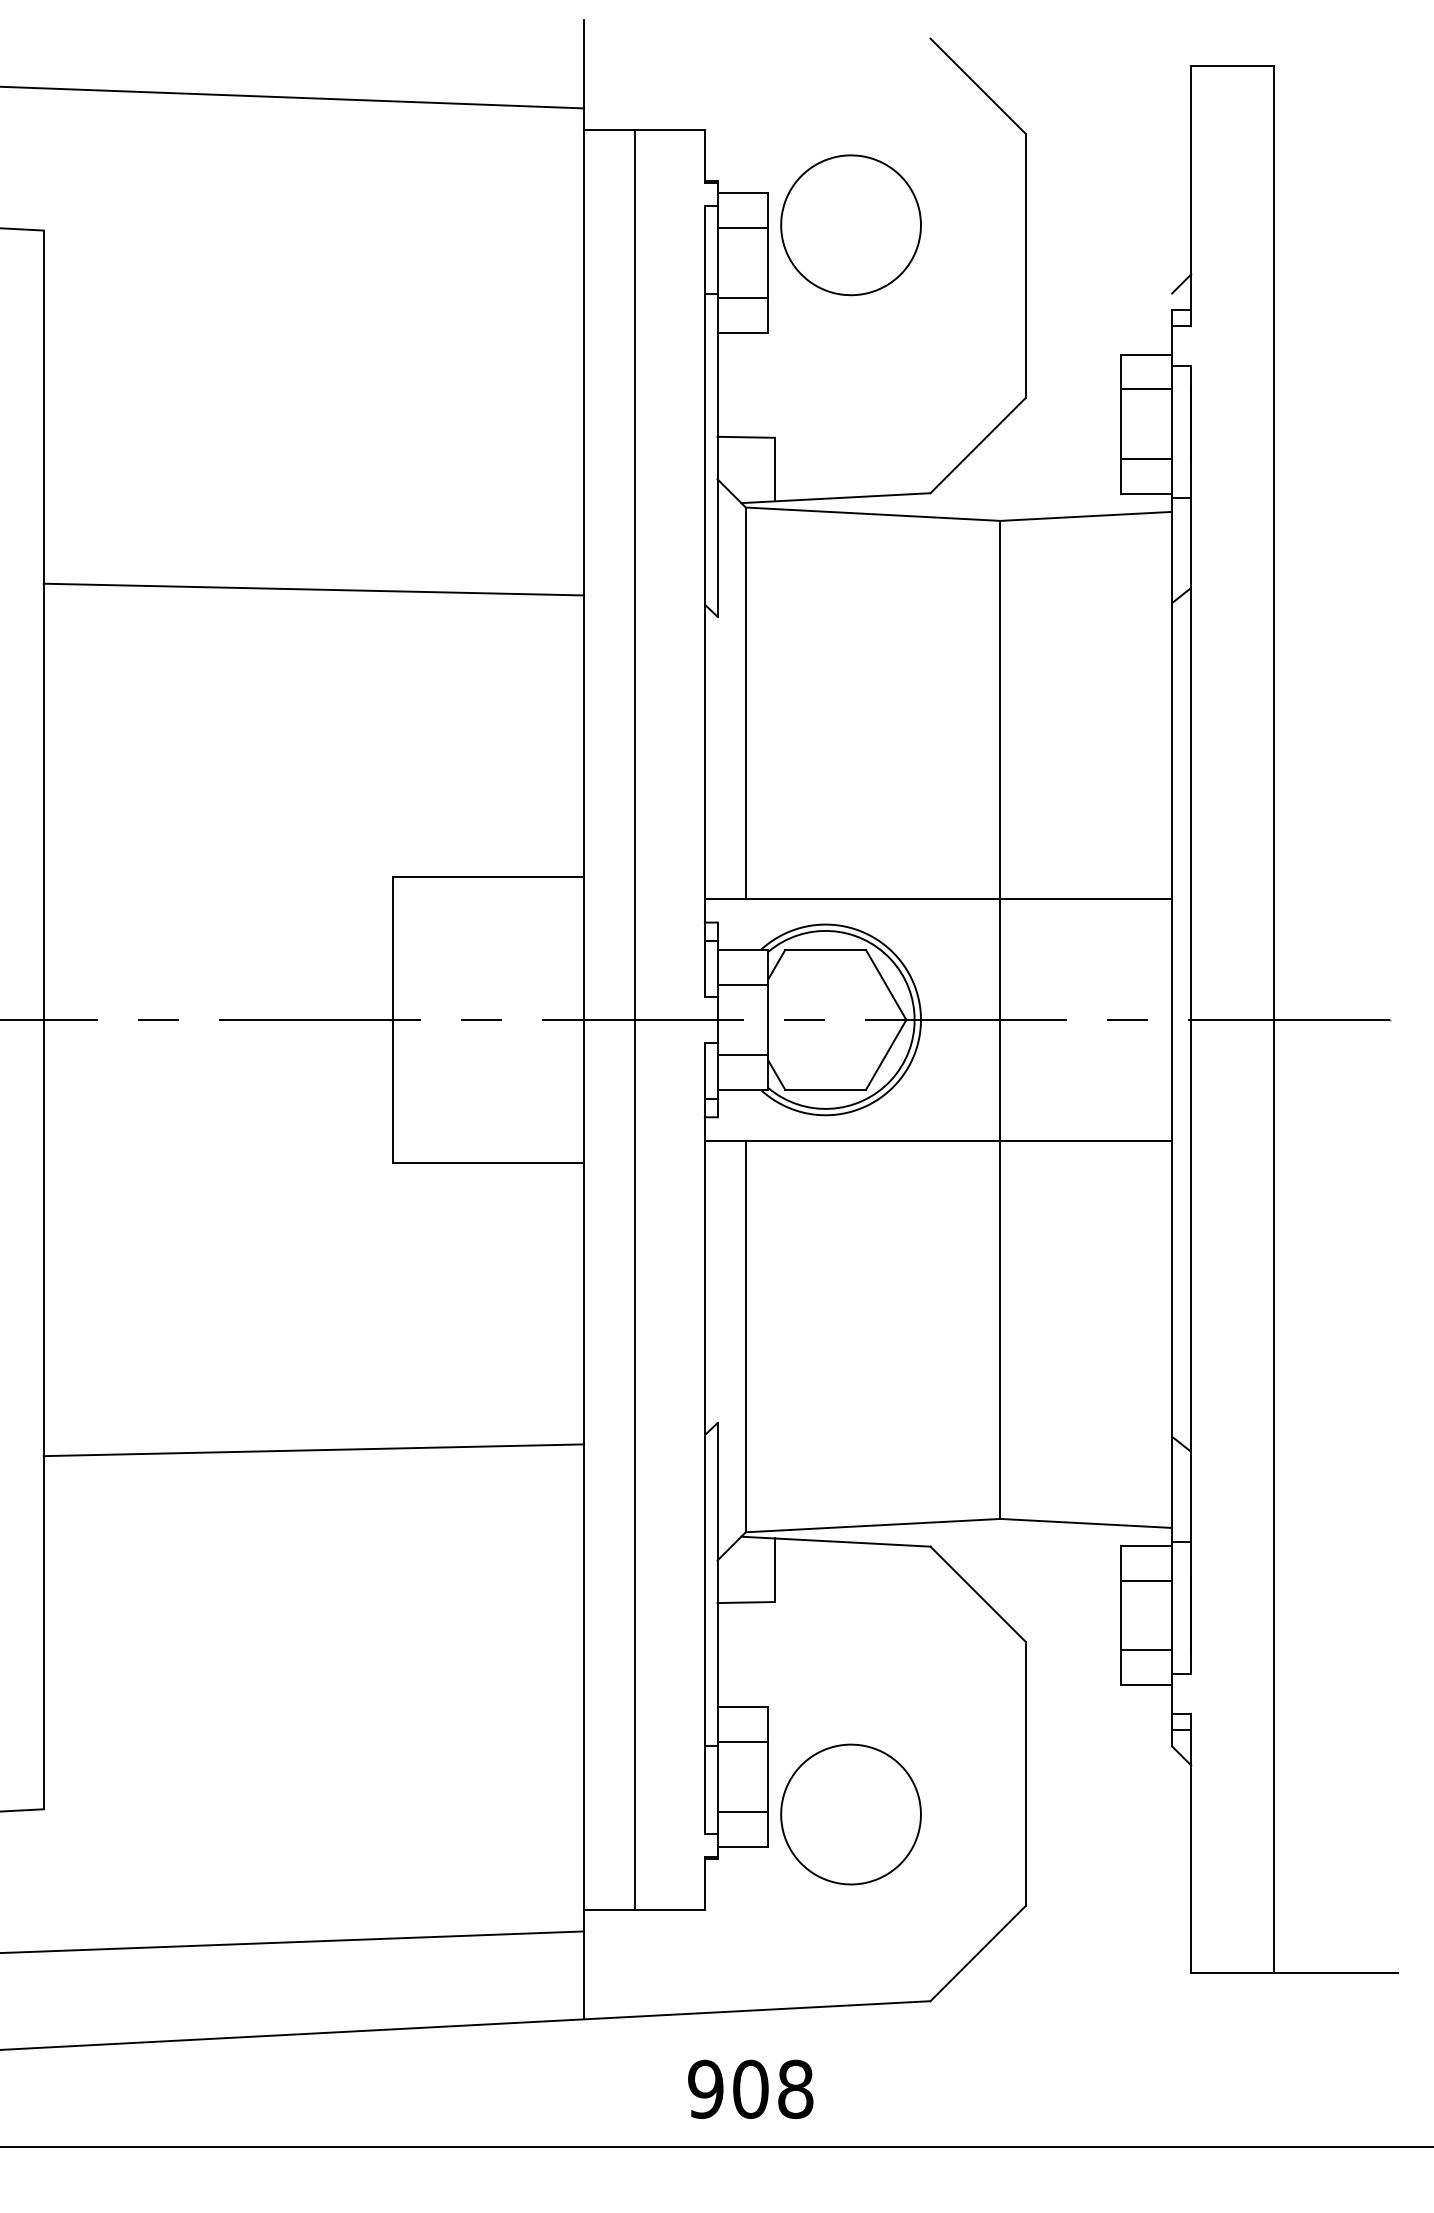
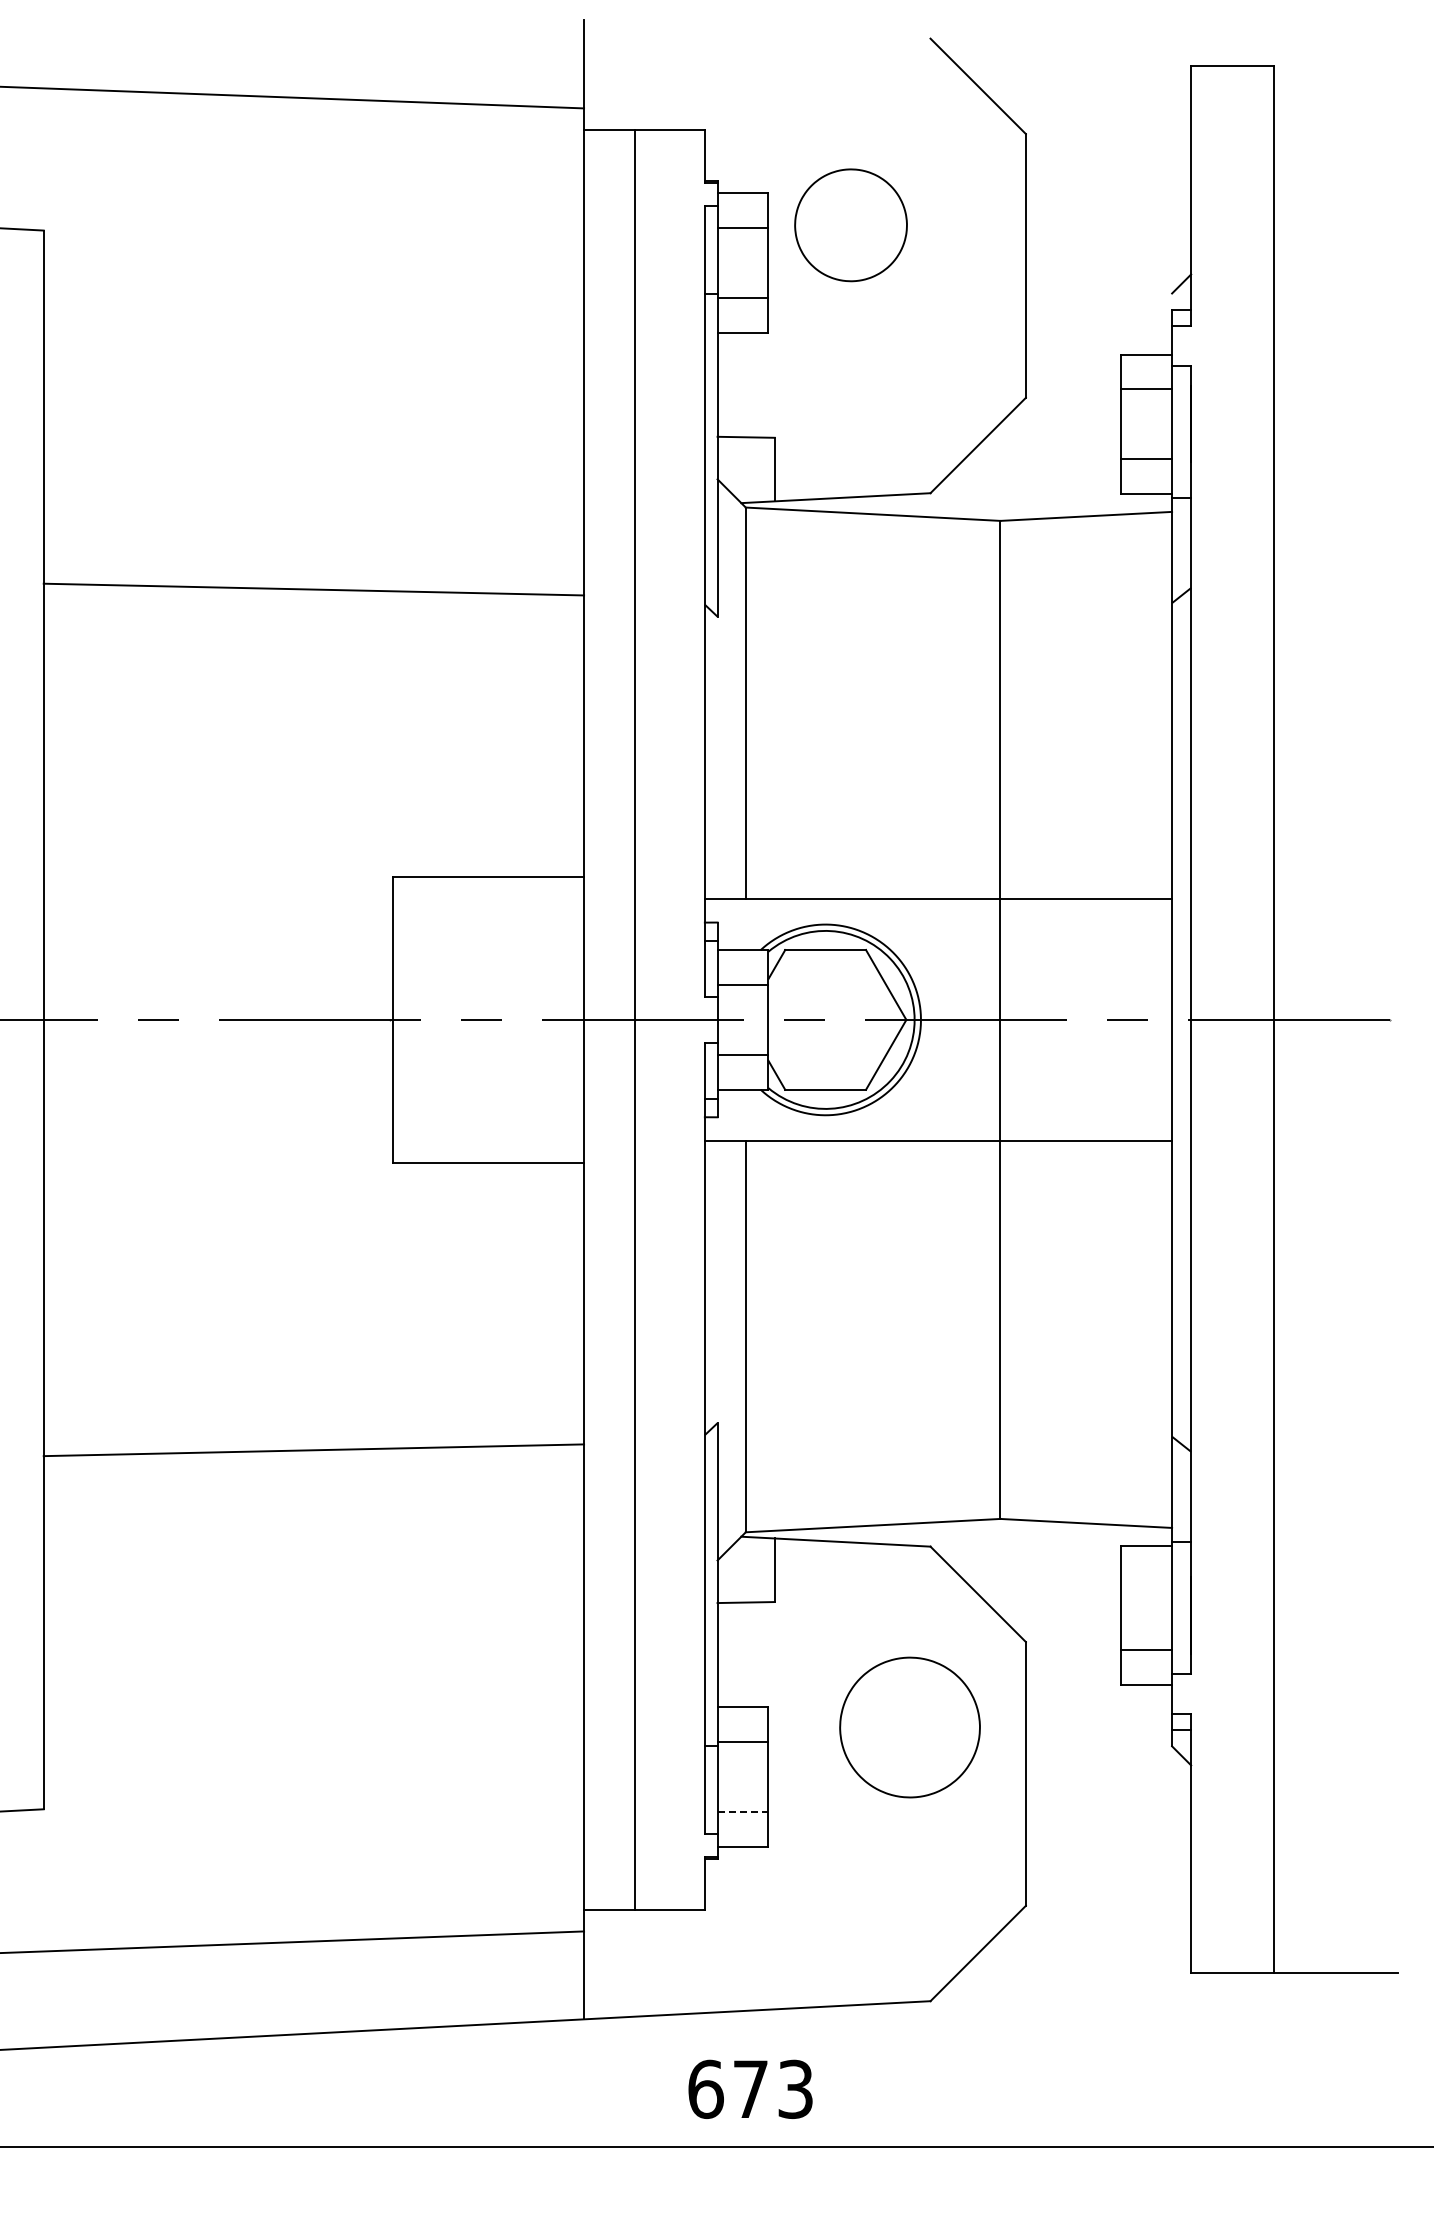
part size: 142x143 px -> 114x115 px (850, 225)
line: present -> none (1146, 1580)
line: solid -> dashed (743, 1811)
part position: (850, 1814) -> (909, 1727) (909, 1727)
text: 908 -> 673 (750, 2089)
